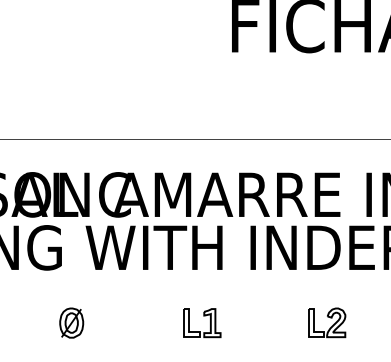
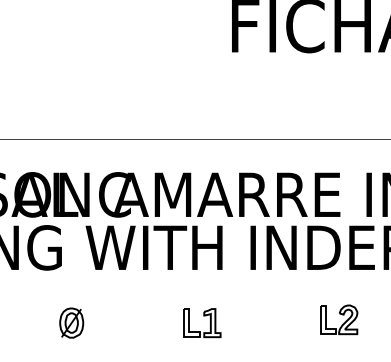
part position: (327, 322) -> (339, 319) (339, 319)
